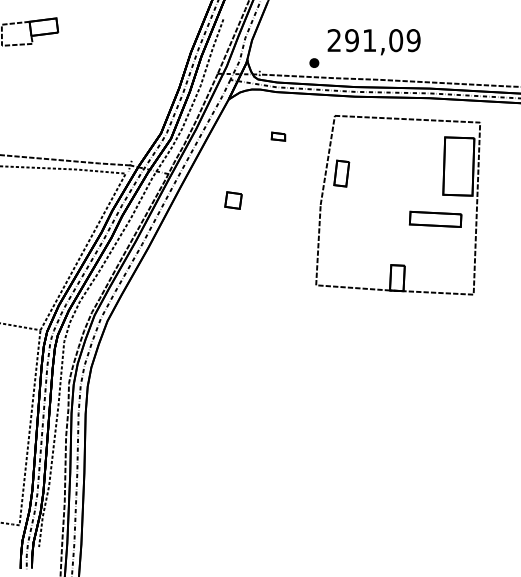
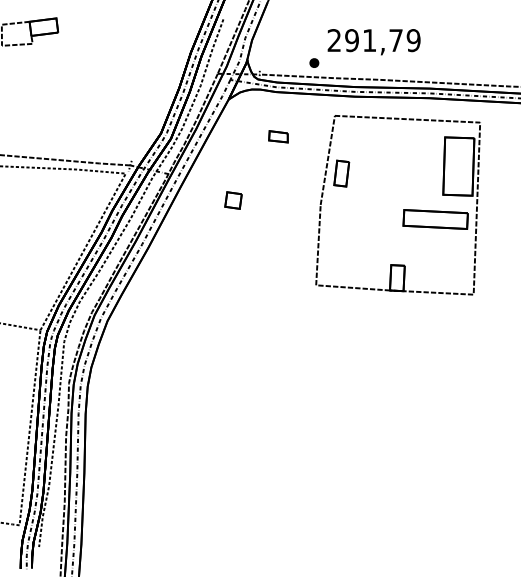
text: 291,09 -> 291,79 (396, 40)
part size: 17x11 px -> 21x14 px (278, 136)
part size: 55x18 px -> 67x21 px (435, 219)
